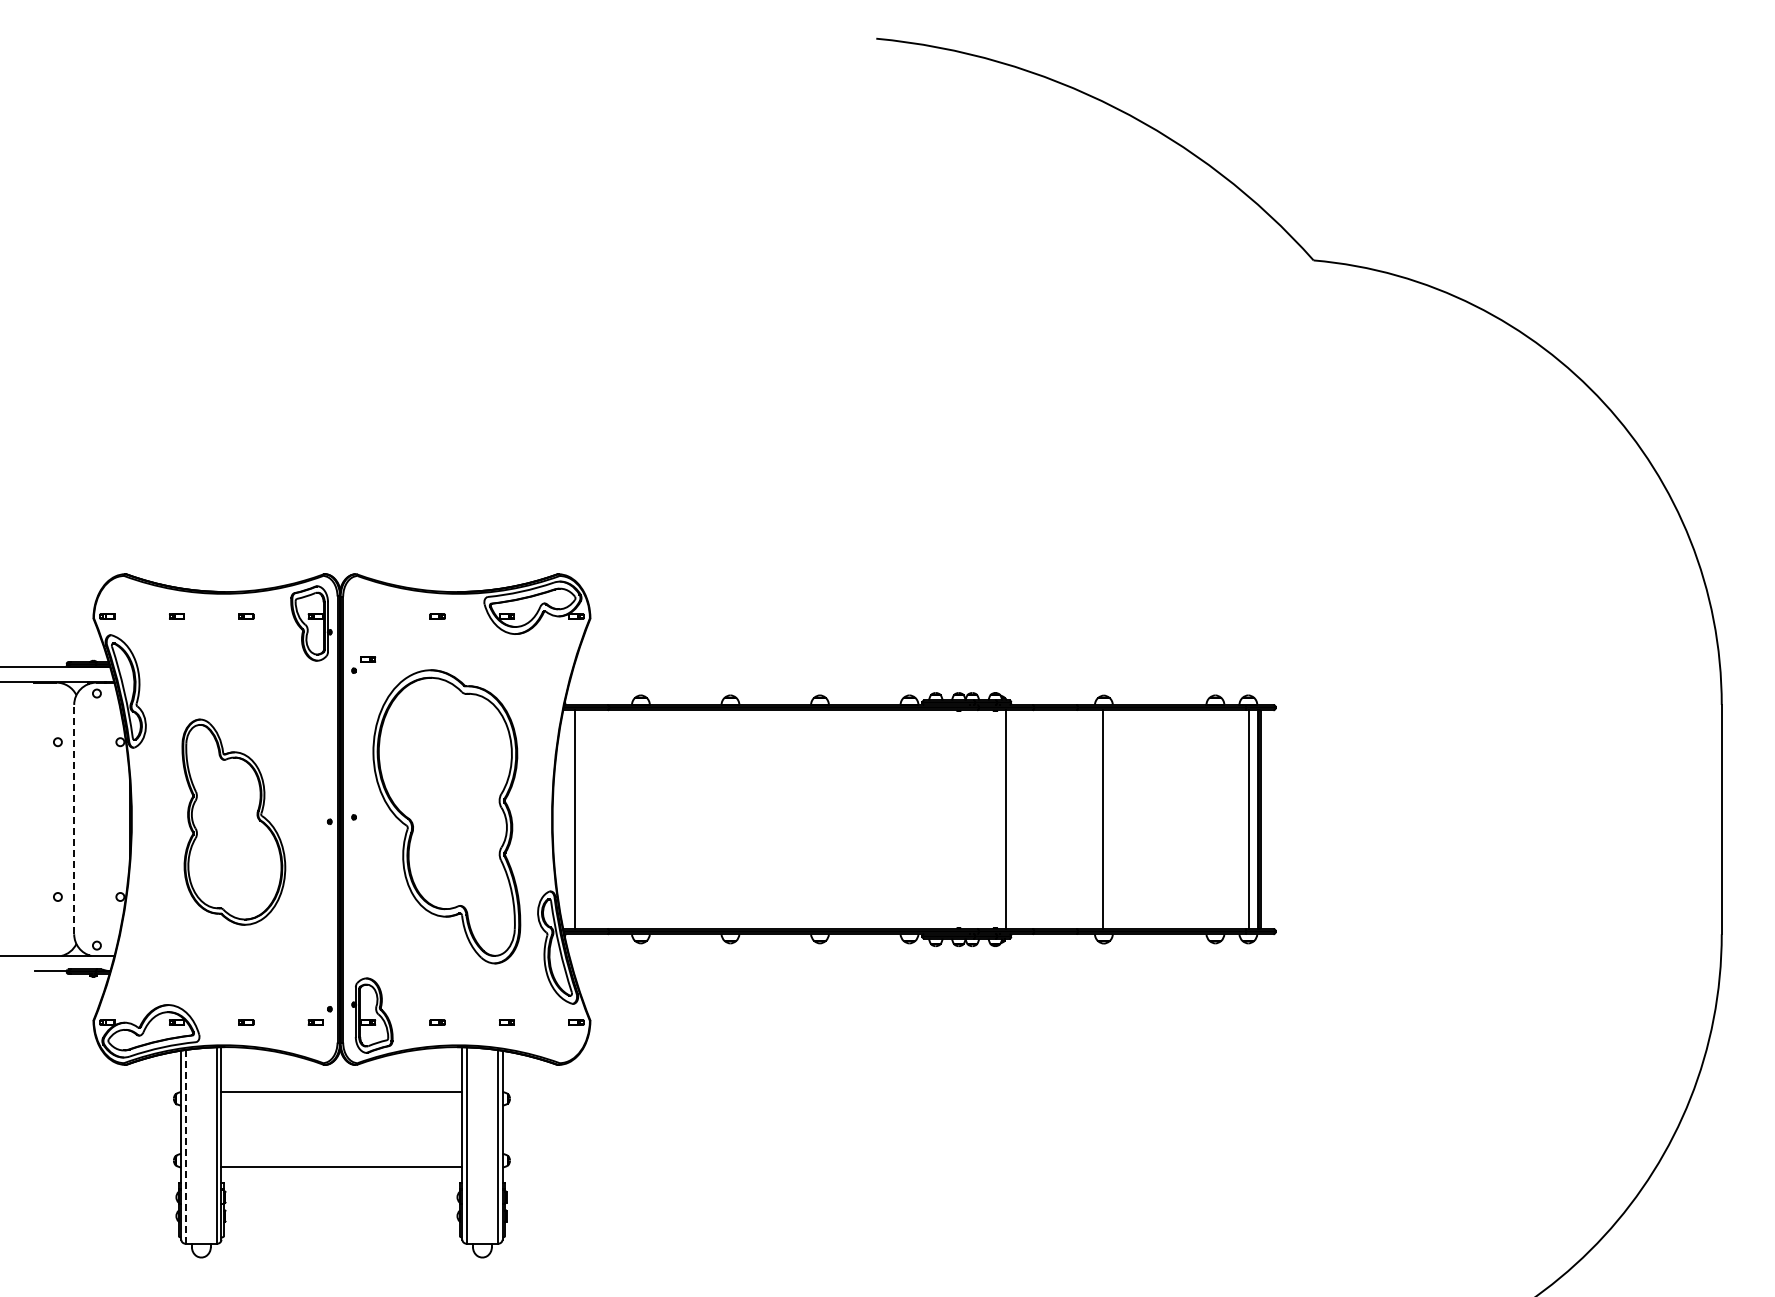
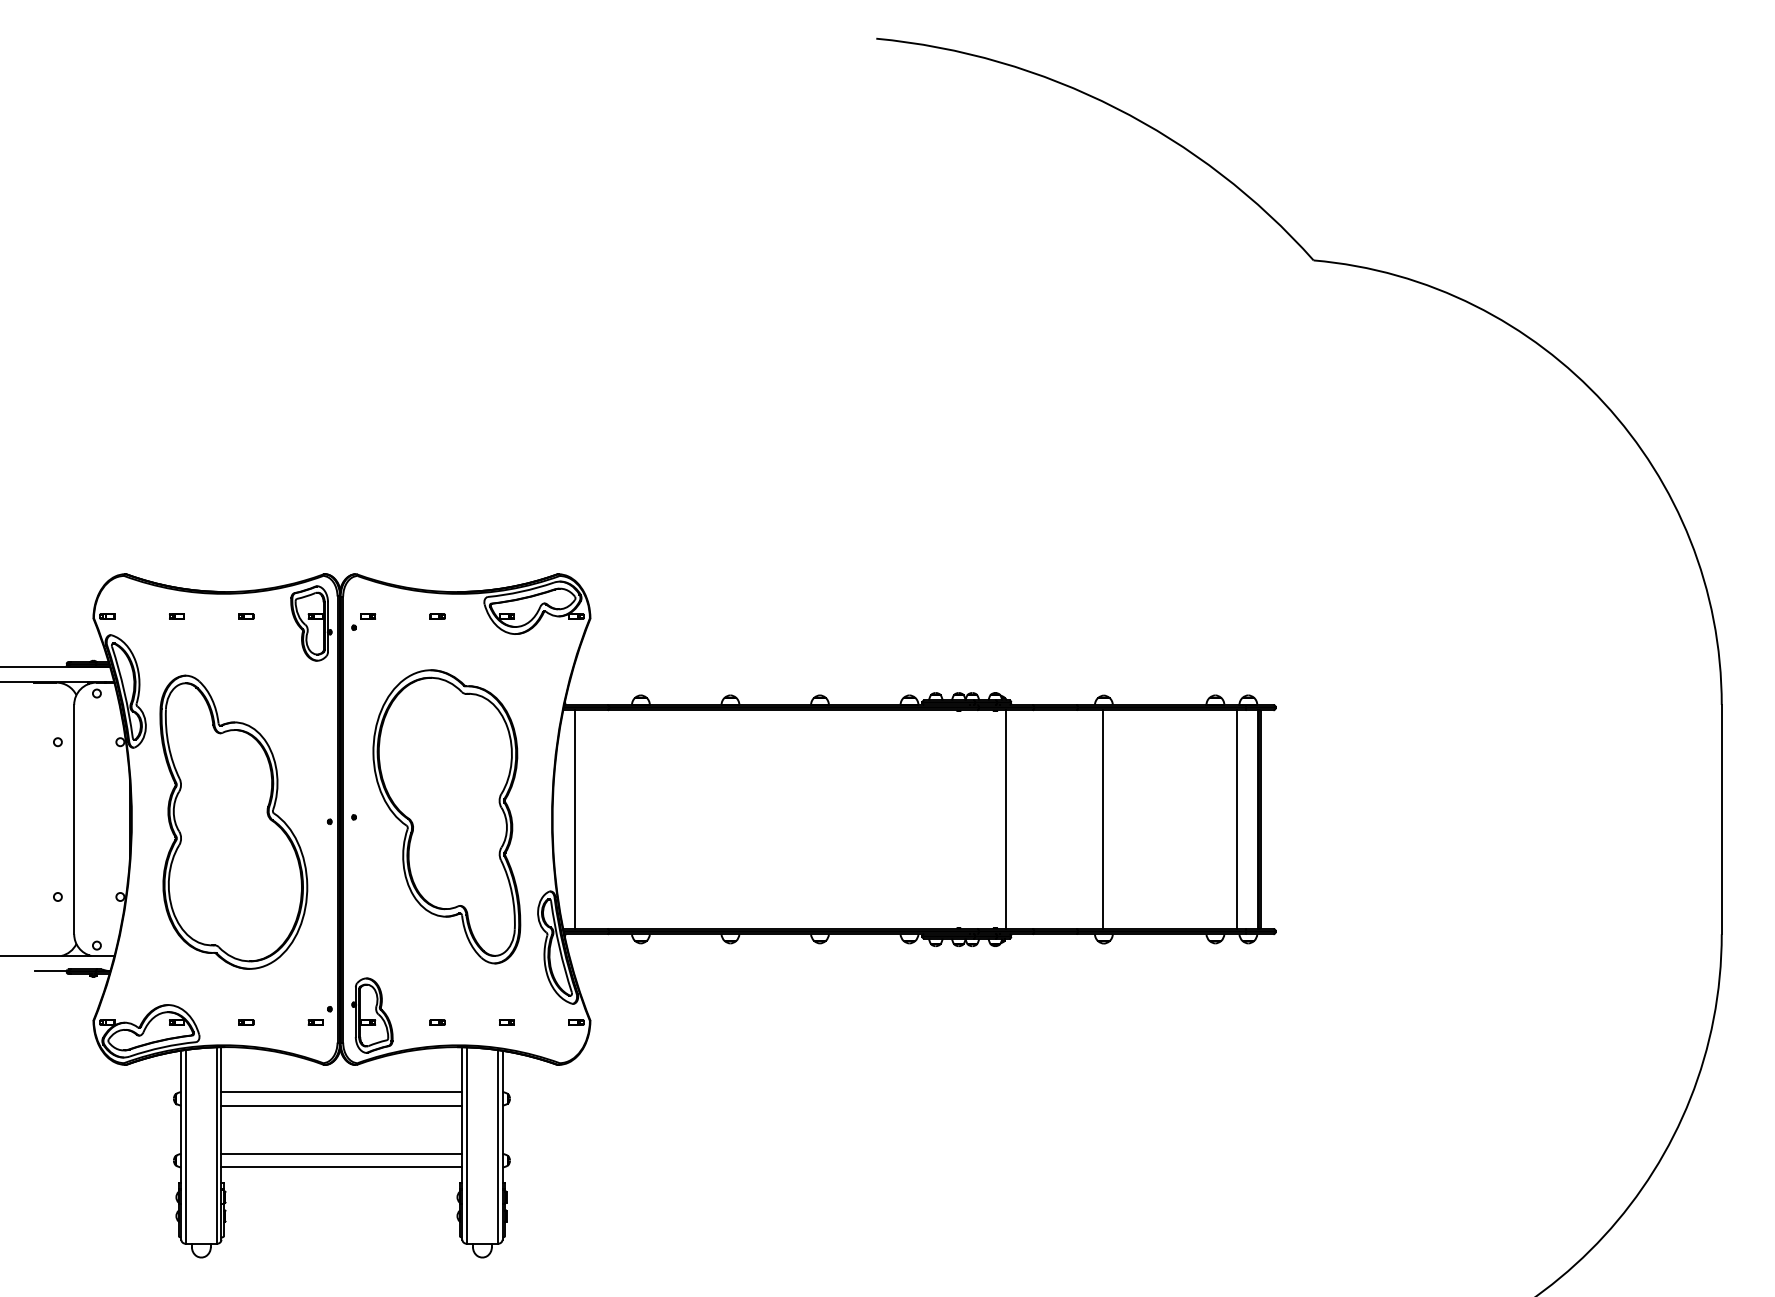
part position: (363, 664) -> (363, 621) (363, 621)
line: dashed -> solid (74, 819)
line position: (1248, 819) -> (1236, 819) (1236, 819)
part size: 106x208 px -> 150x296 px (233, 821)
line: none -> present (341, 1105)
line: dashed -> solid (185, 1146)
line: none -> present (341, 1153)
